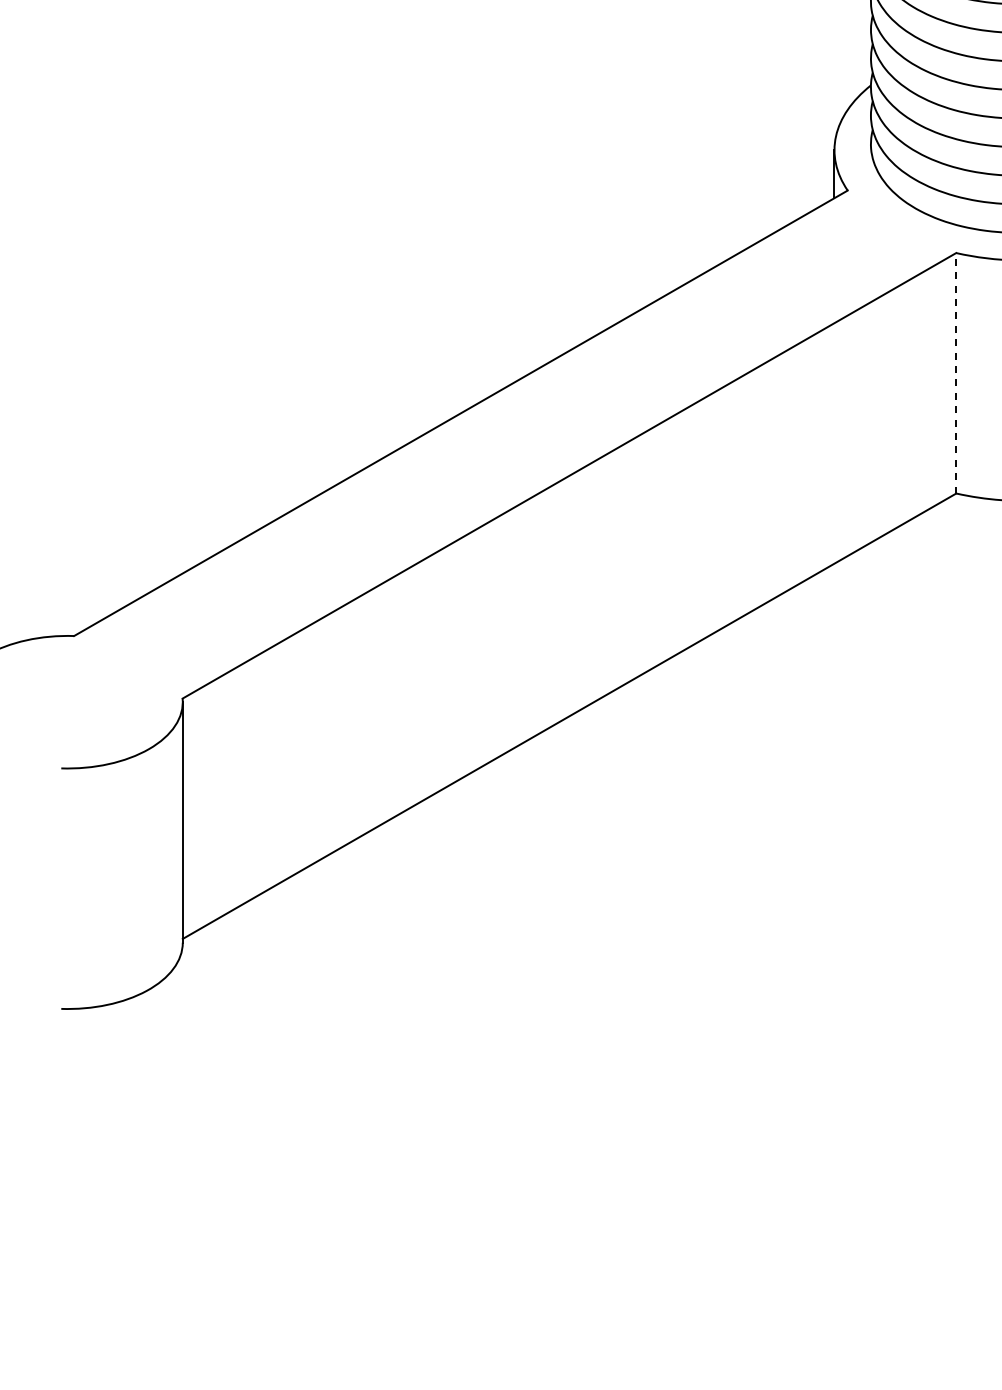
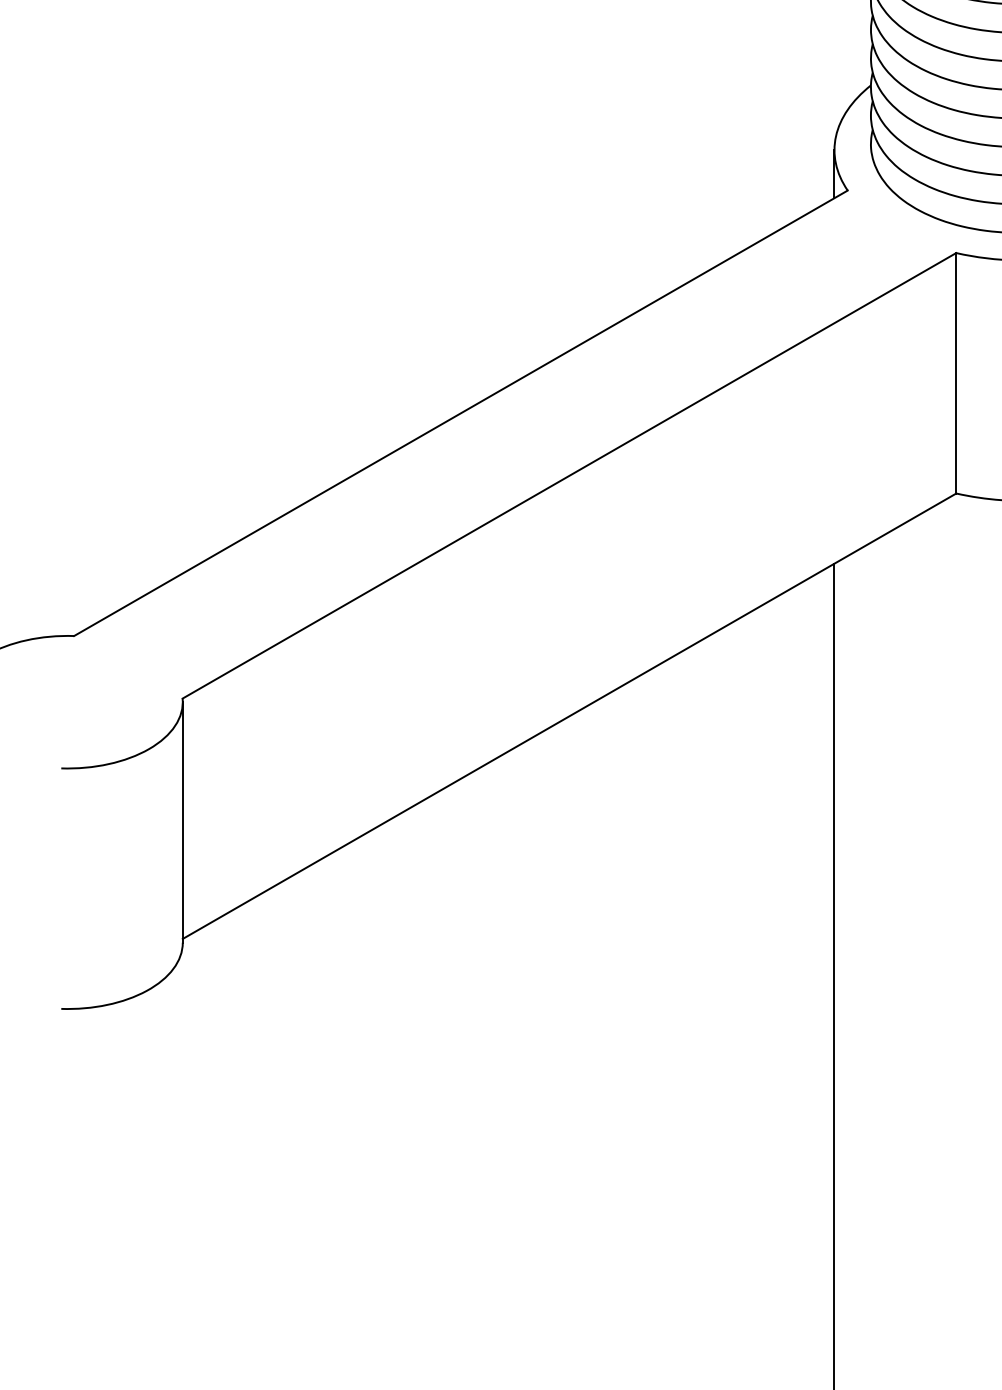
line: dashed -> solid (956, 372)
line: none -> present (834, 974)
